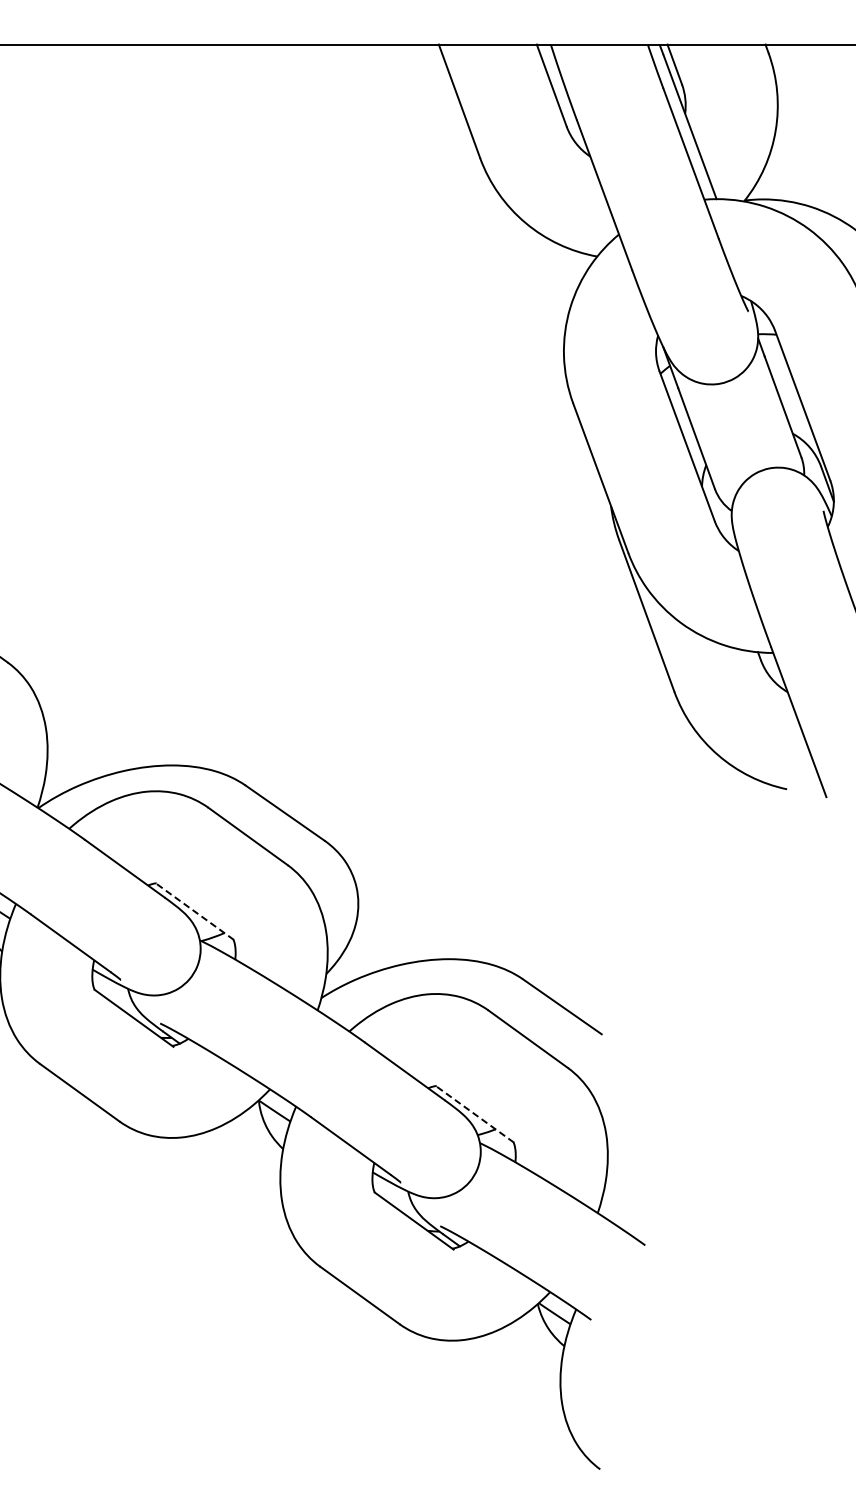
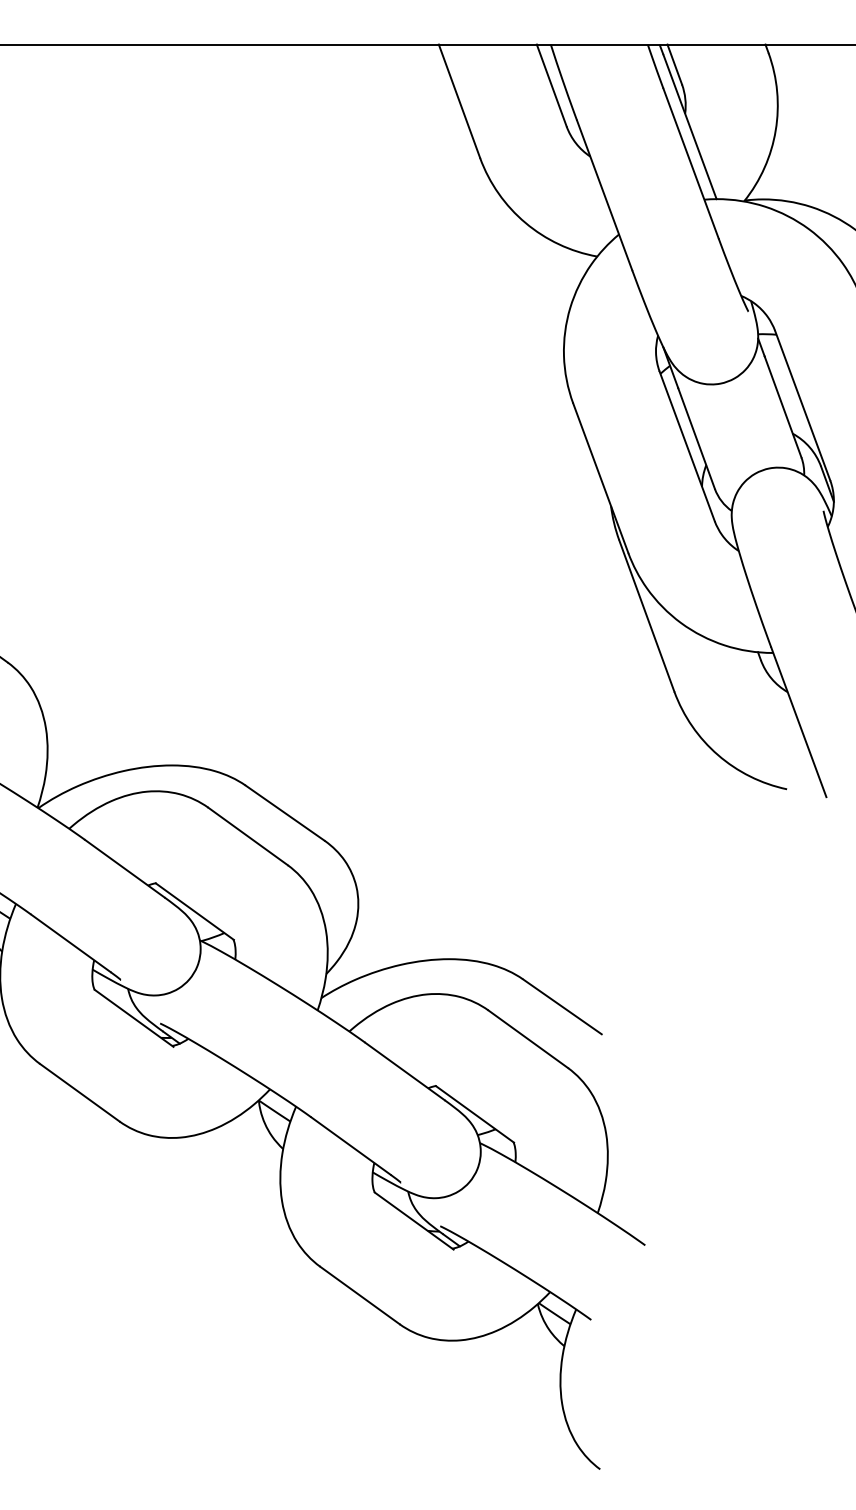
line: dashed -> solid (194, 911)
line: dashed -> solid (474, 1114)
